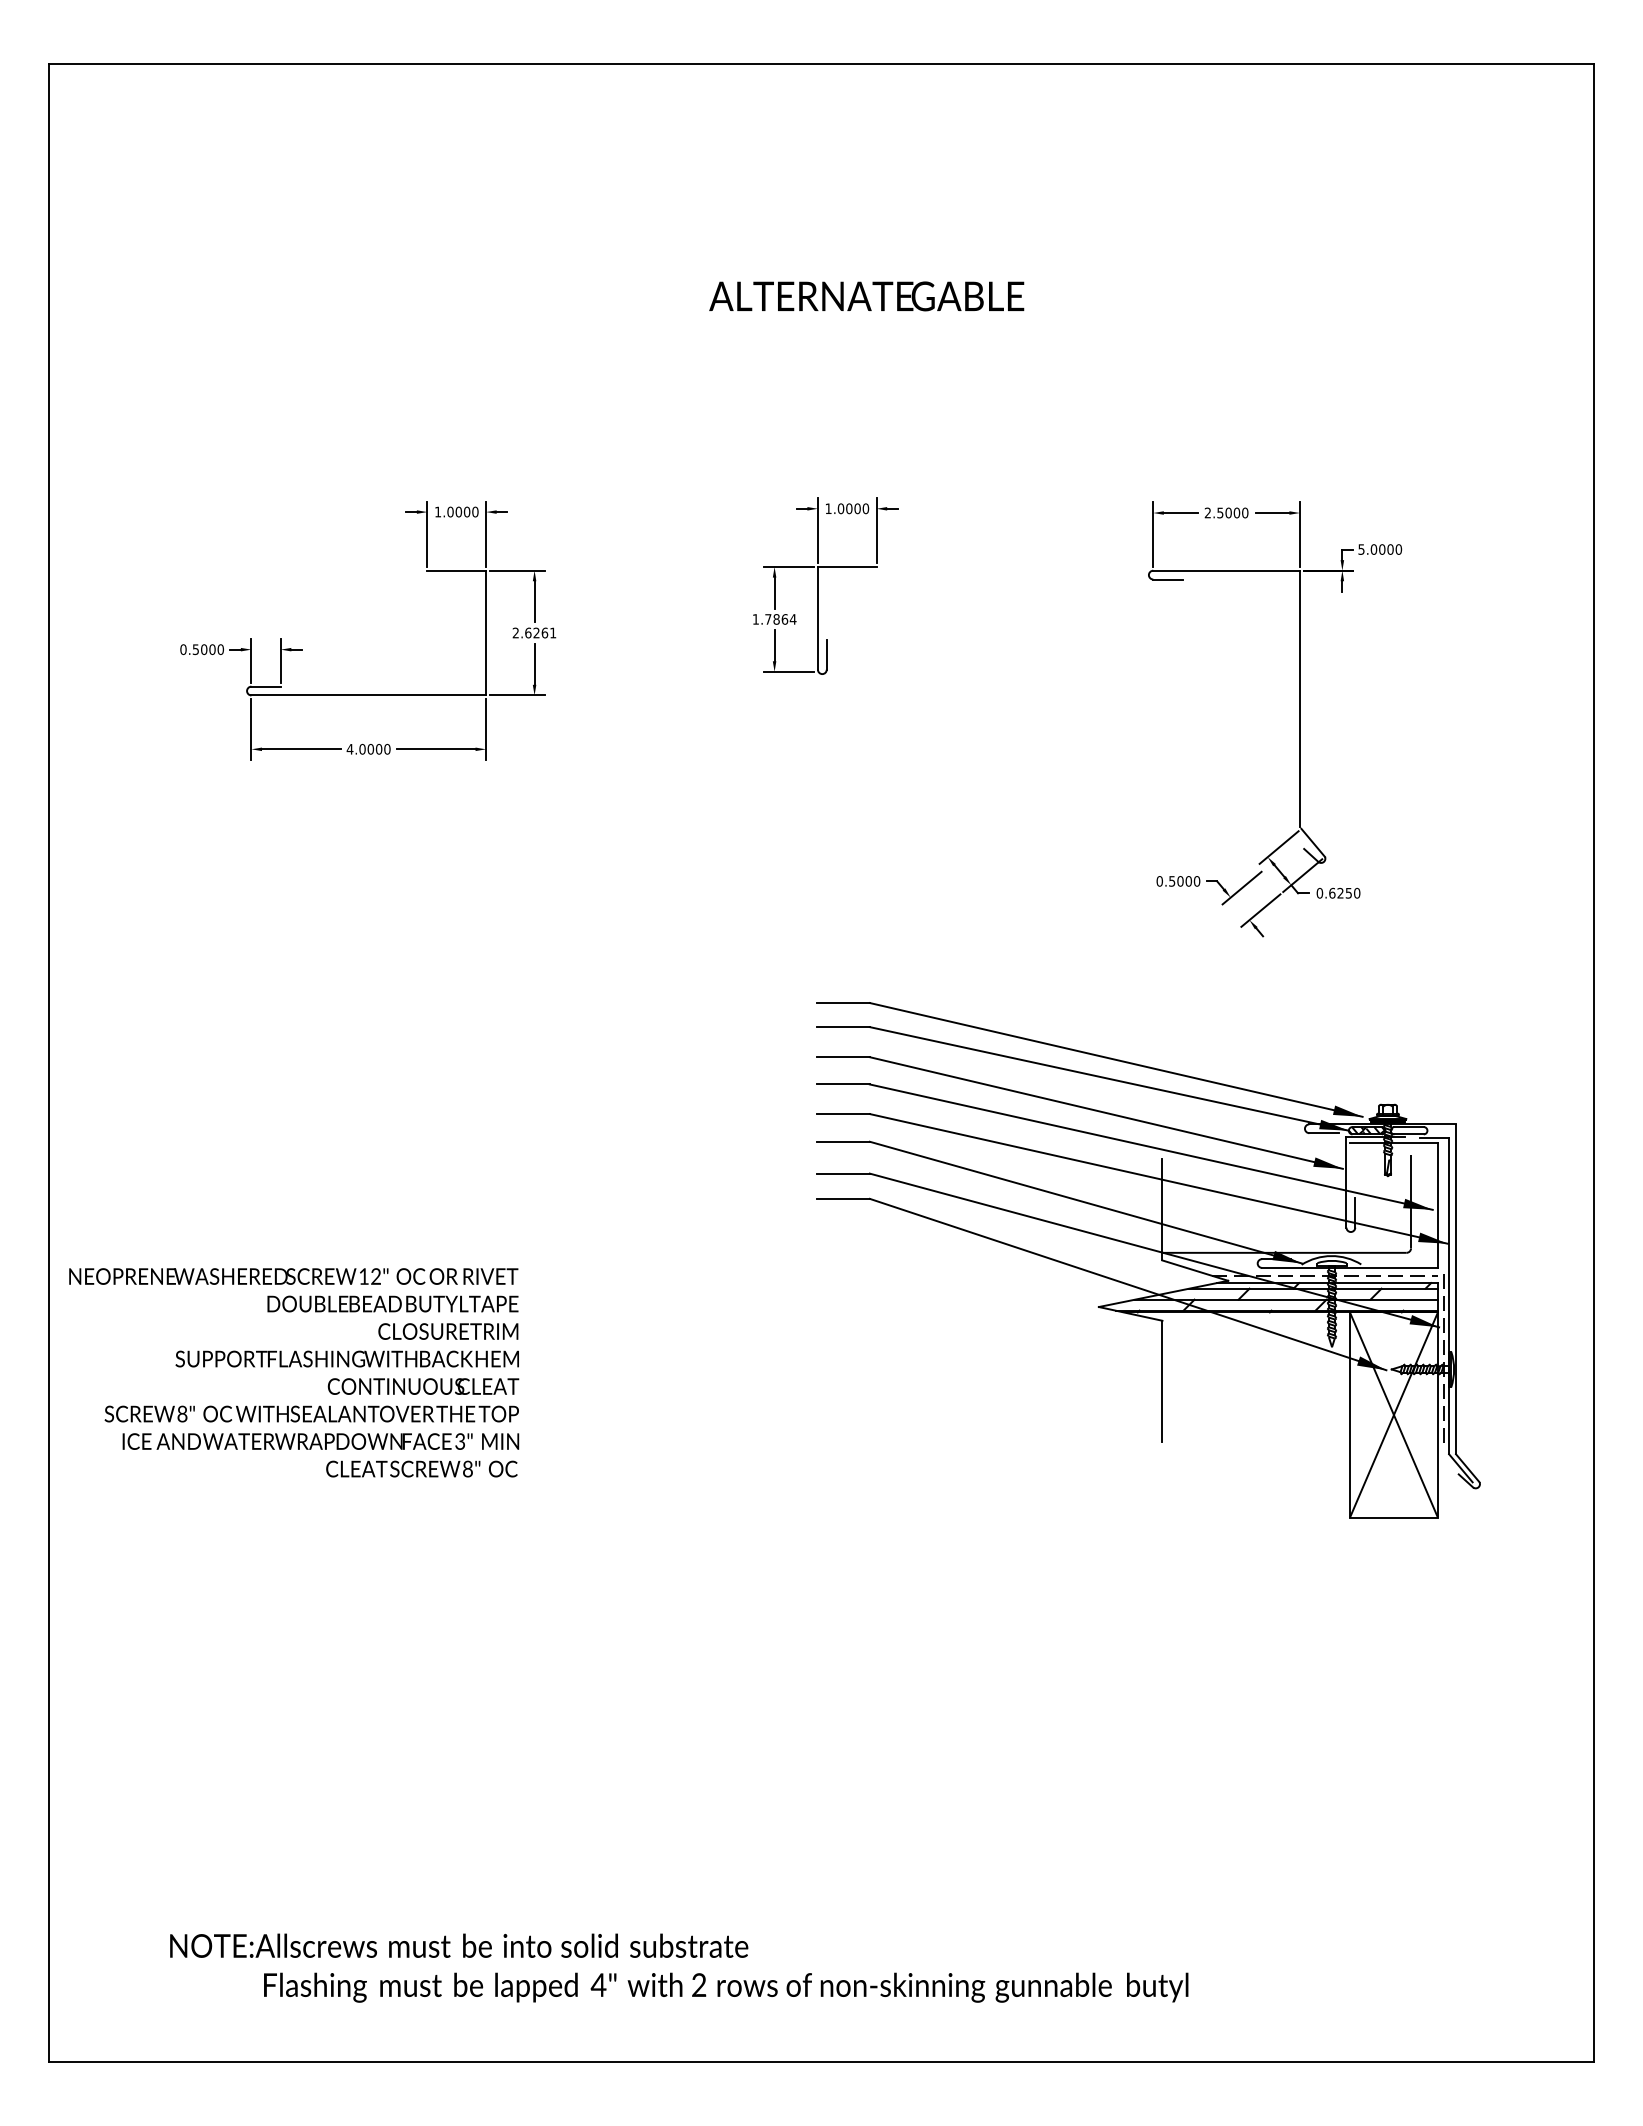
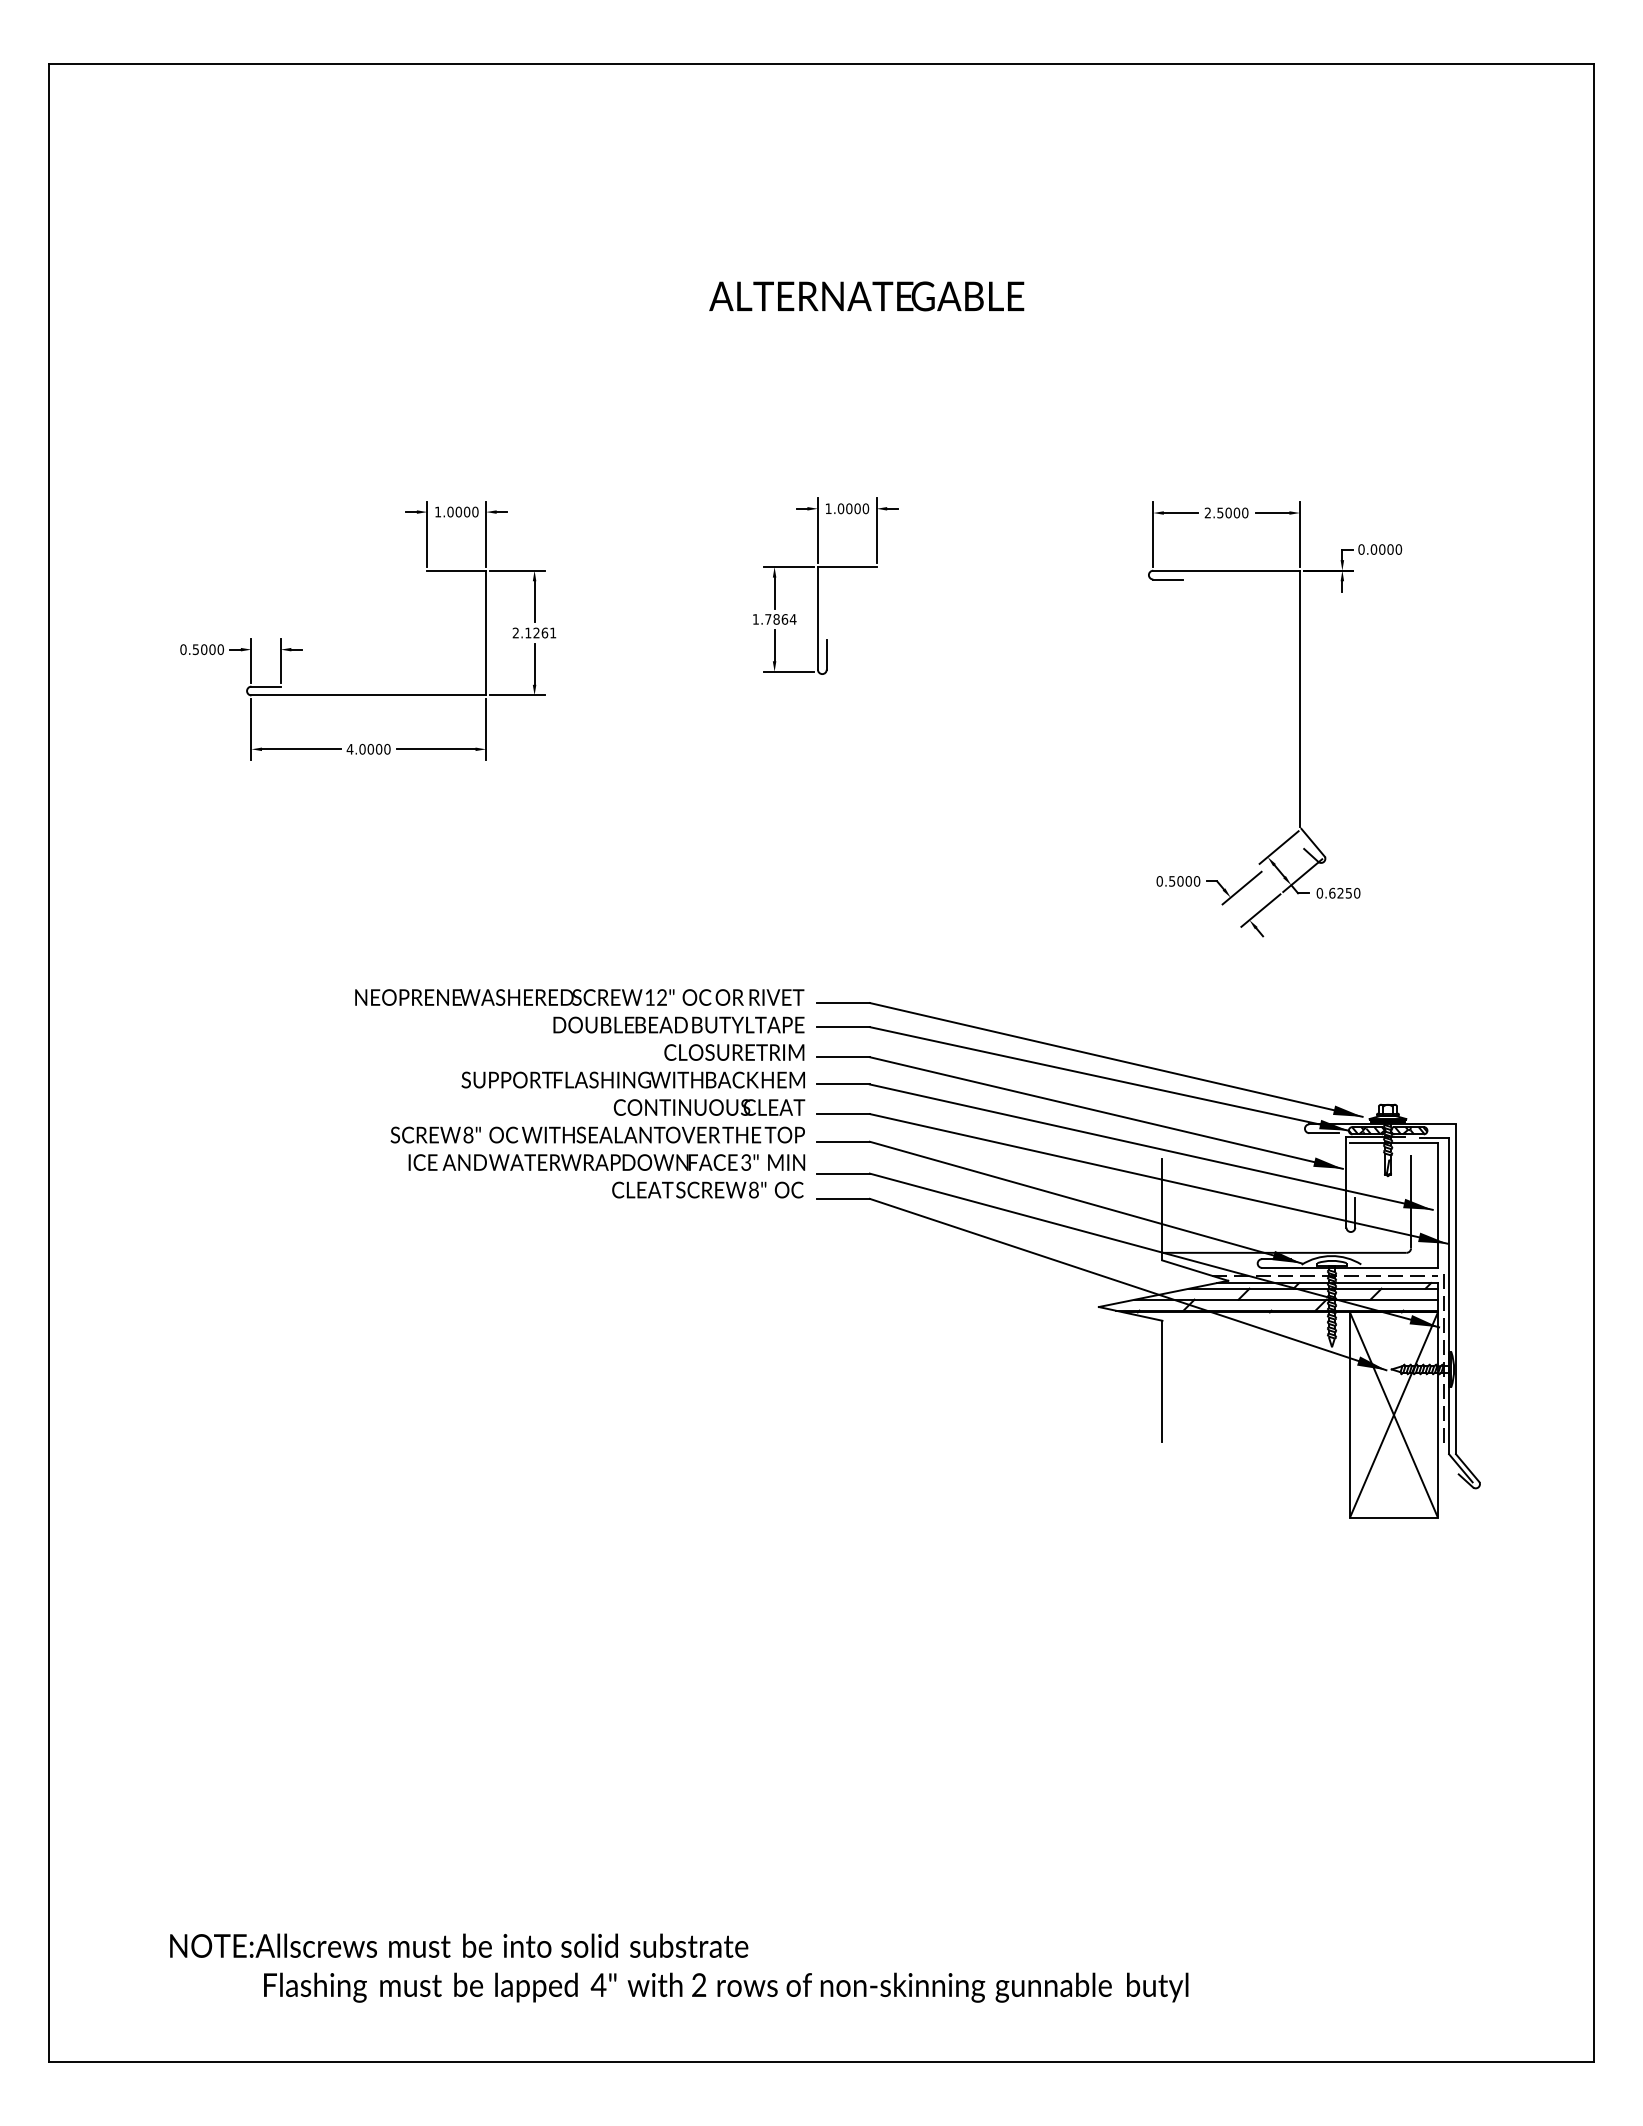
text: 5.0000 -> 0.0000 (1361, 549)
text: 2.6261 -> 2.1261 (528, 632)
hatch: none -> present (1408, 1130)
text position: (294, 1372) -> (580, 1093) (580, 1093)
